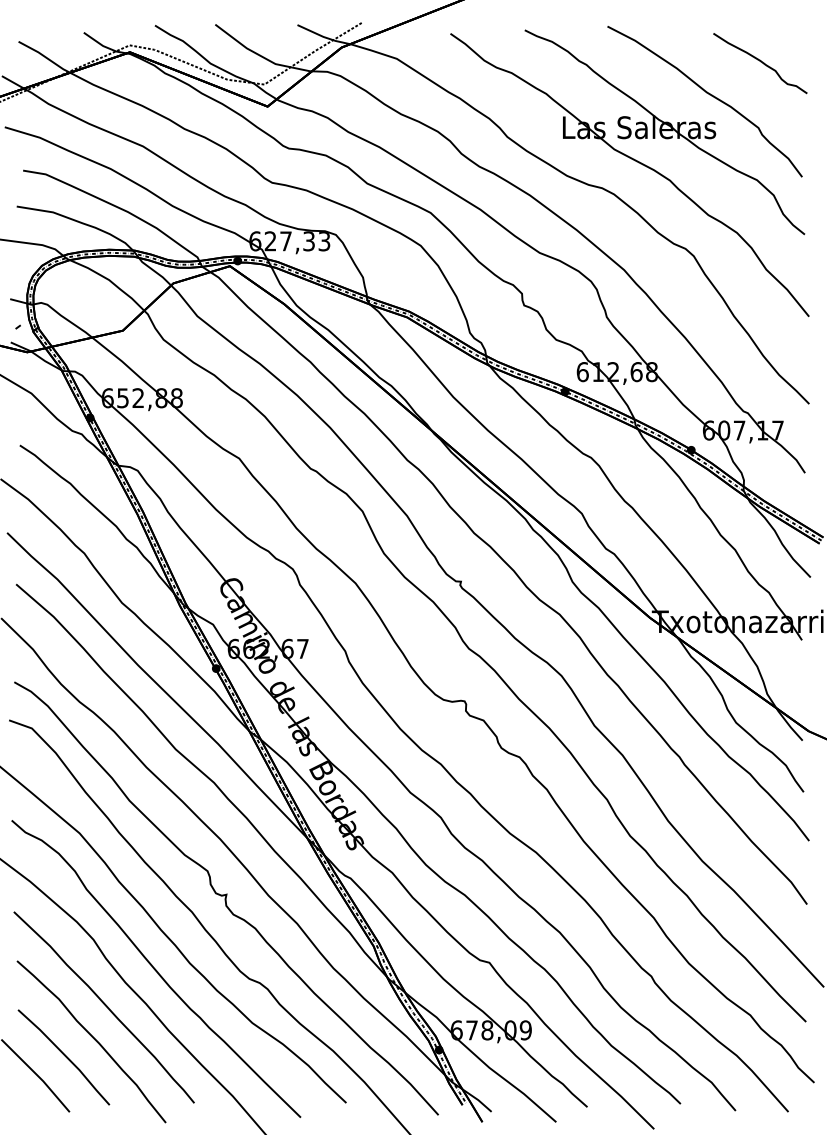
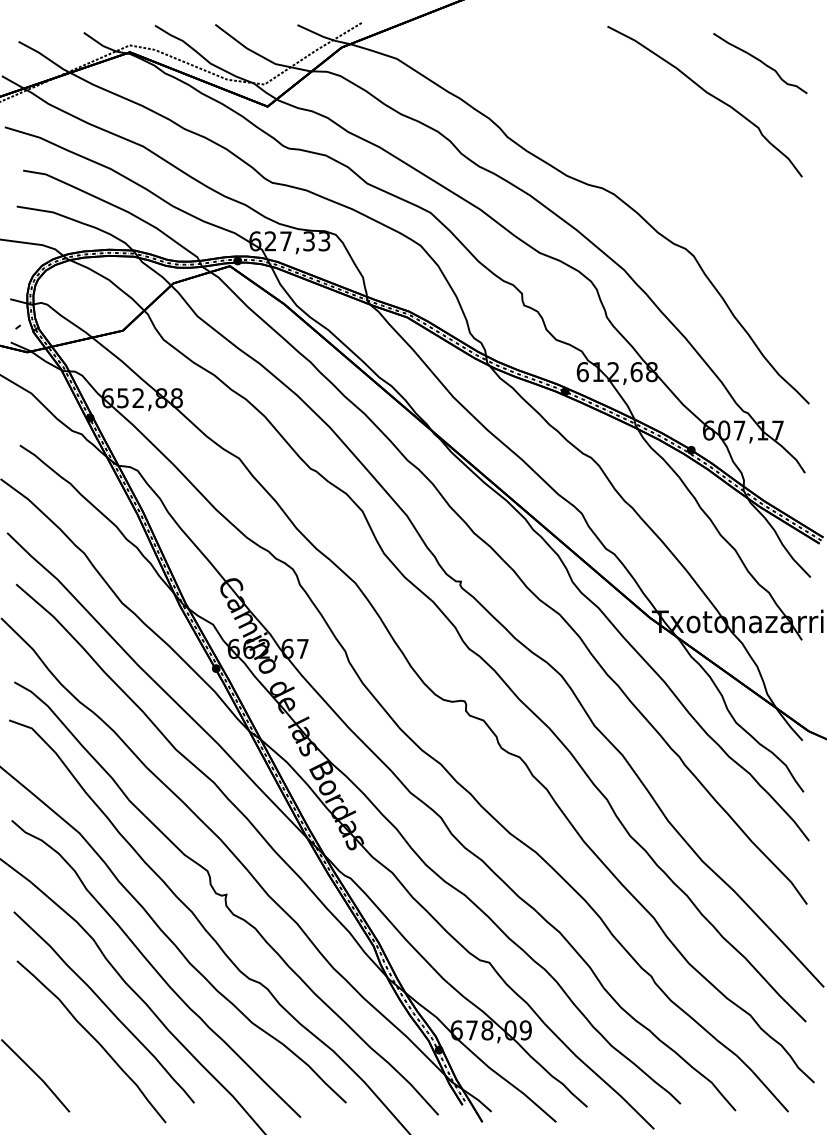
part: present -> none (636, 162)
line: present -> none (64, 1056)
